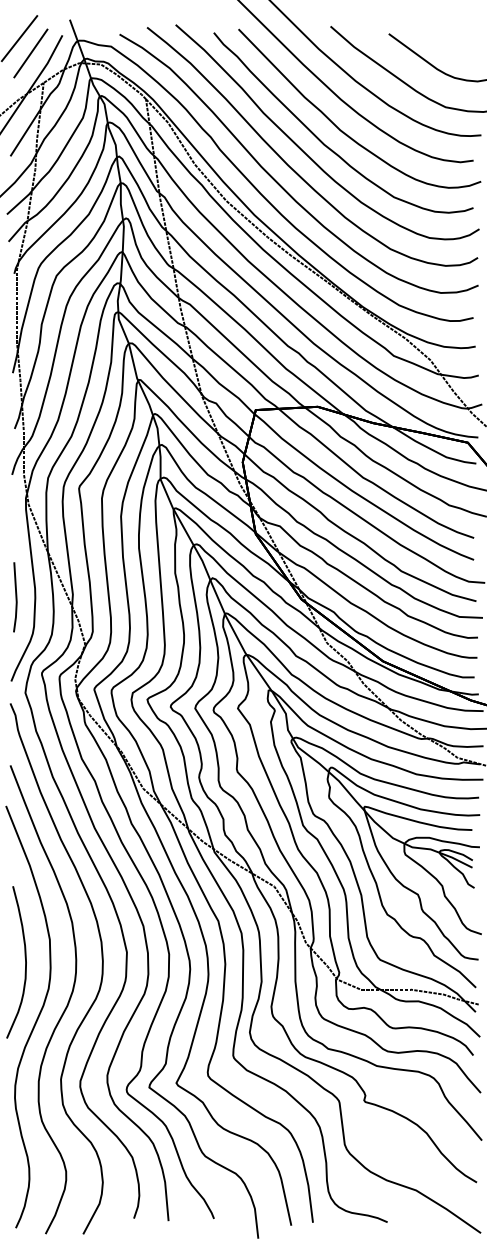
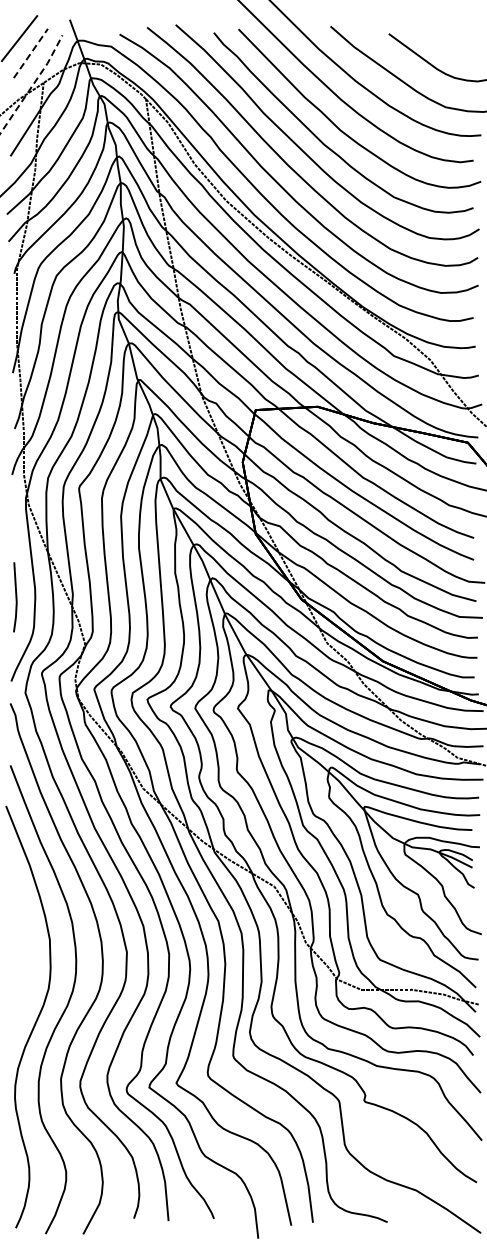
line: solid -> dashed (30, 53)
line: solid -> dashed (33, 84)
curve: present -> none (25, 962)
